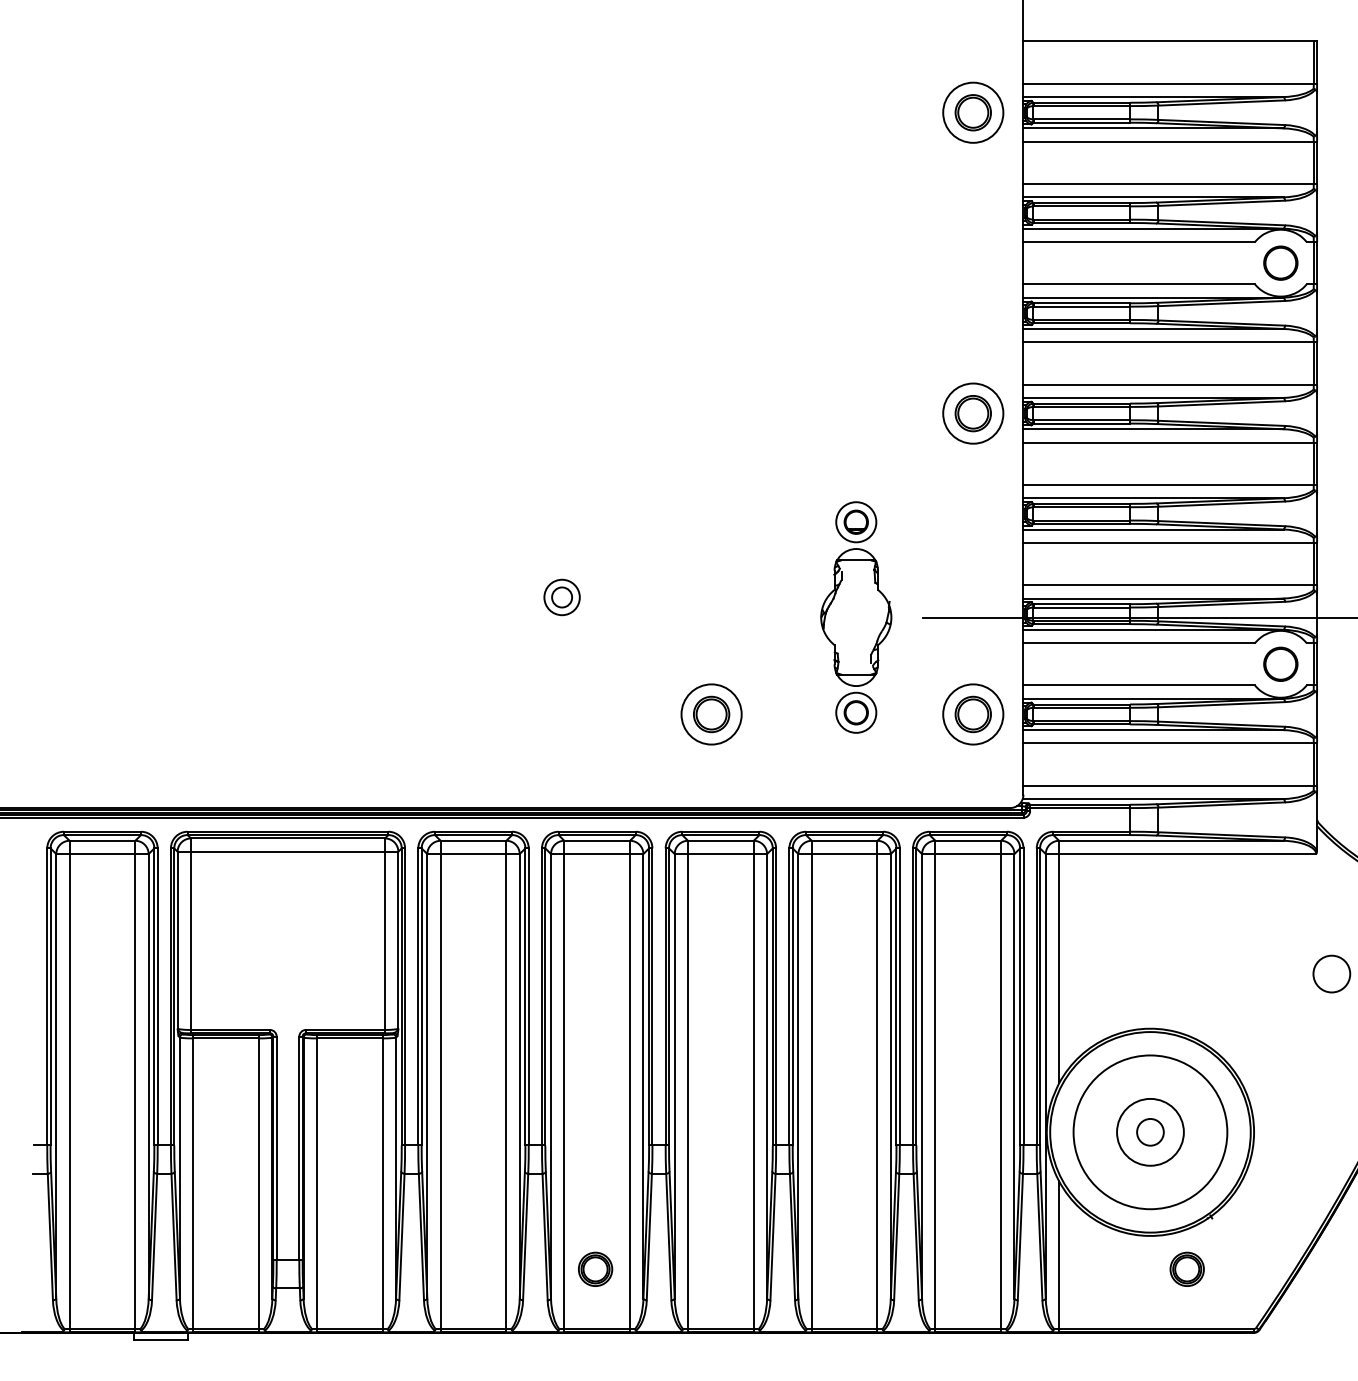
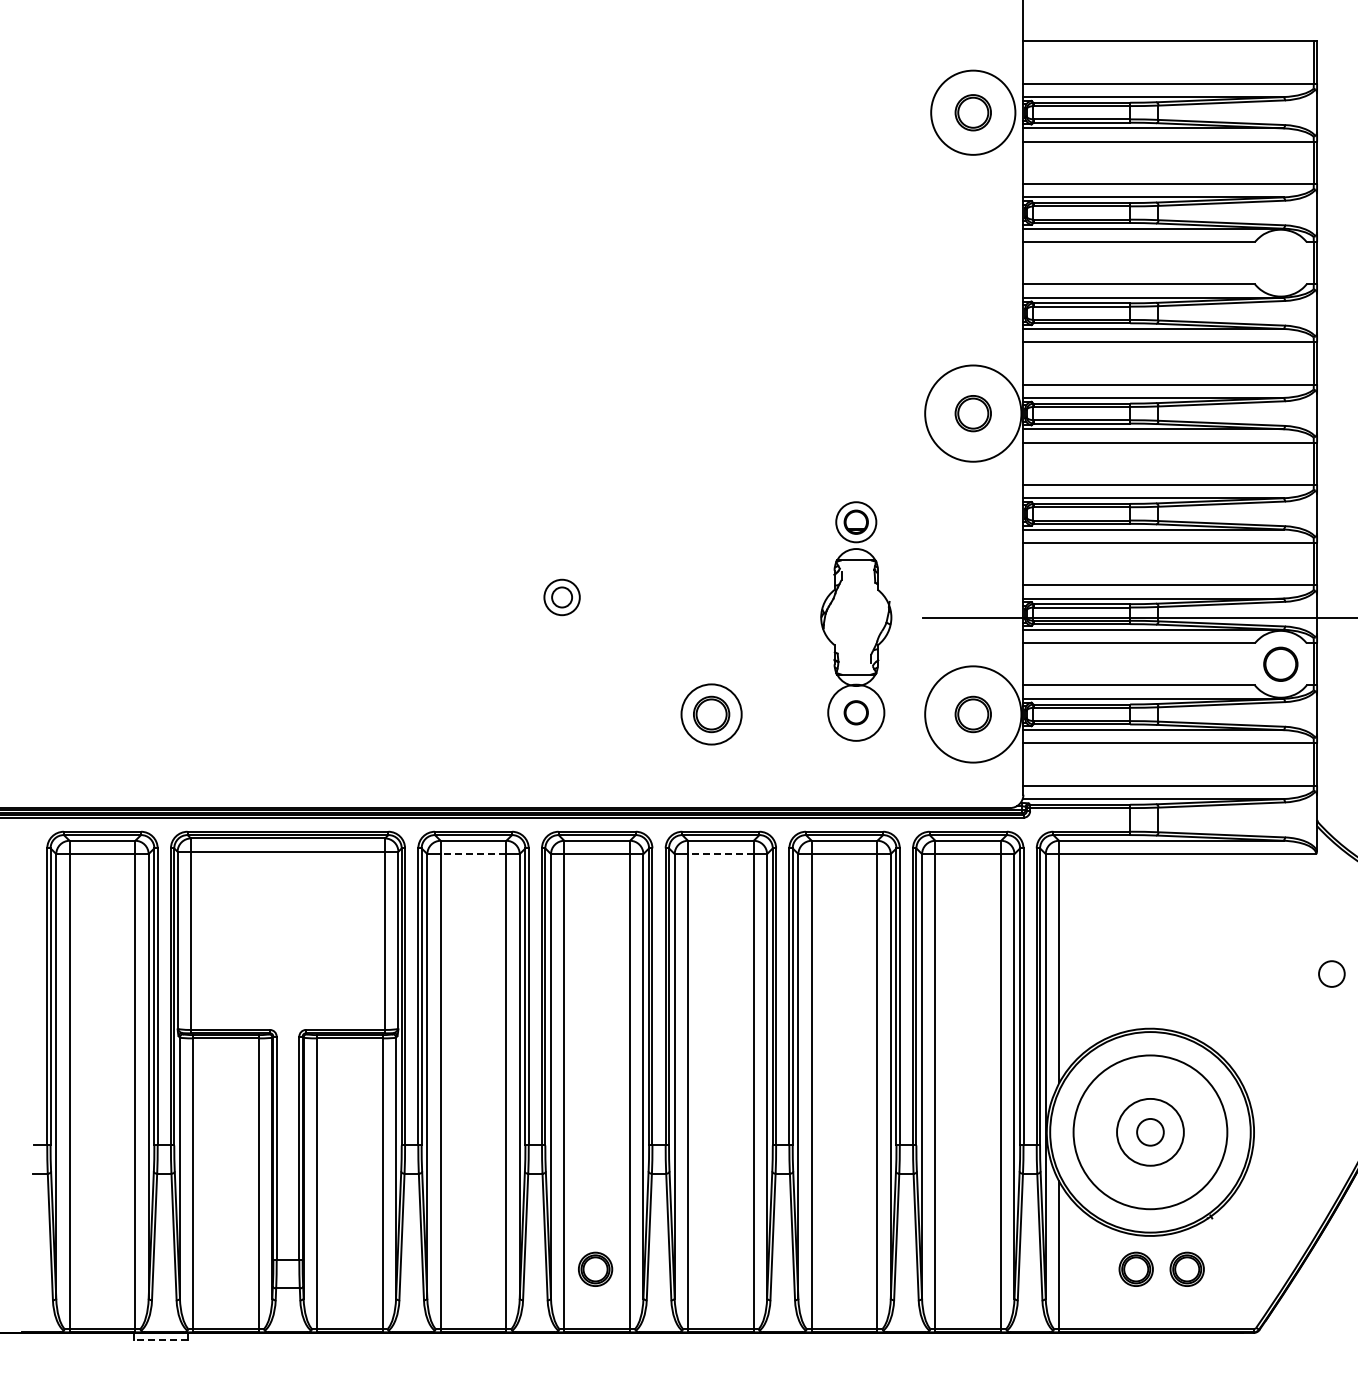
circle diameter: 60 px -> 84 px (973, 112)
circle: present -> none (1280, 262)
circle diameter: 60 px -> 96 px (973, 413)
circle diameter: 40 px -> 56 px (856, 712)
circle diameter: 60 px -> 96 px (973, 714)
line: solid -> dashed (473, 854)
line: solid -> dashed (720, 854)
circle size: 40x40 px -> 28x28 px (1331, 973)
part: none -> present (1135, 1268)
line: solid -> dashed (160, 1339)
